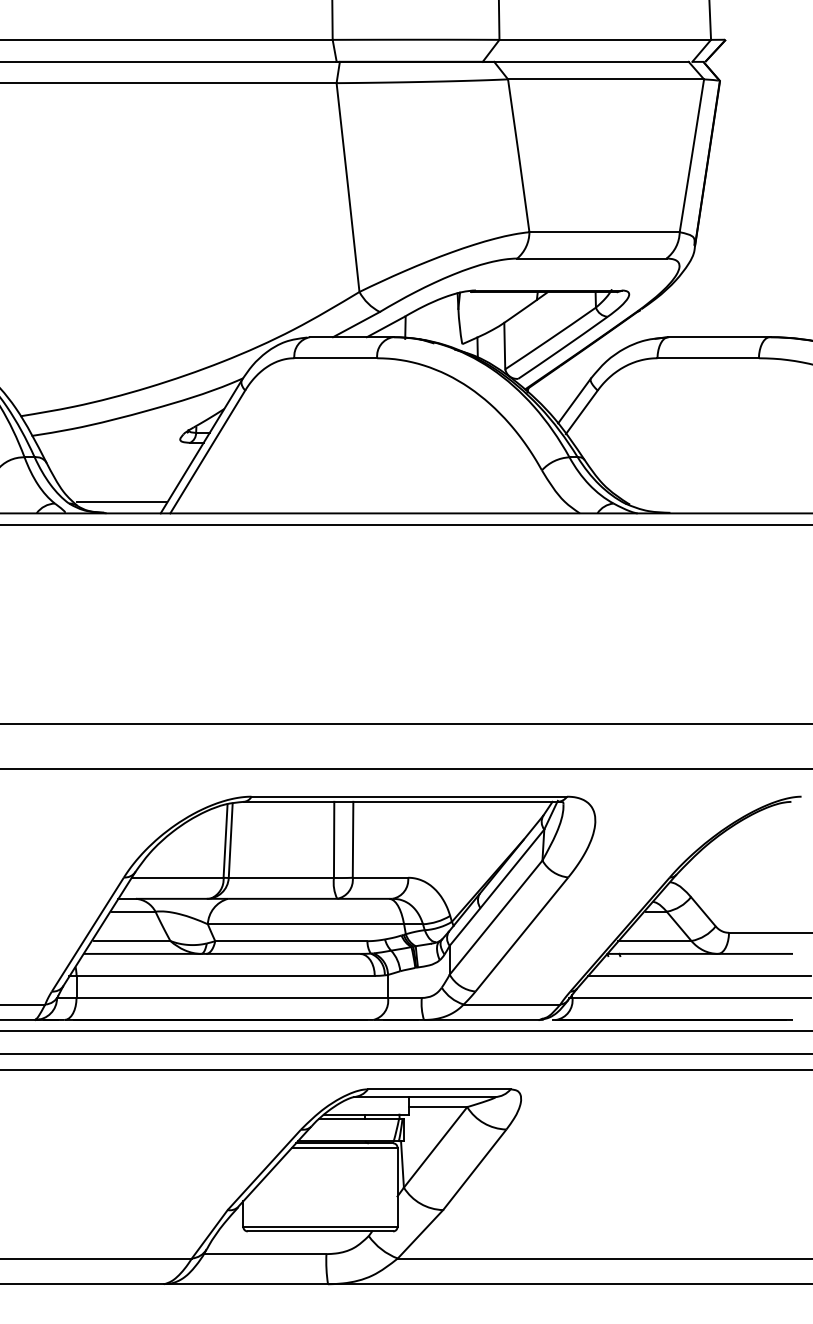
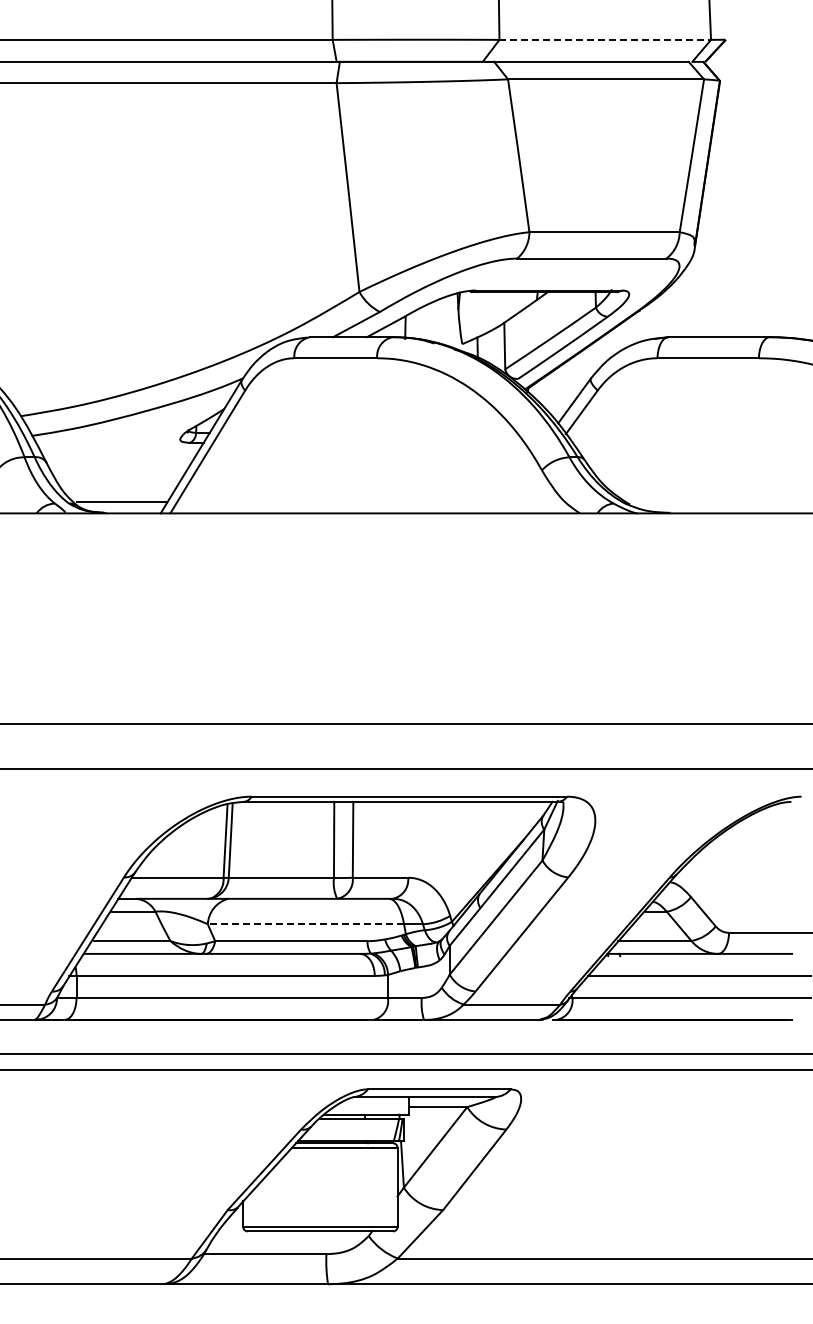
line: solid -> dashed (605, 39)
line: present -> none (405, 525)
line: solid -> dashed (305, 924)
line: present -> none (405, 1030)
